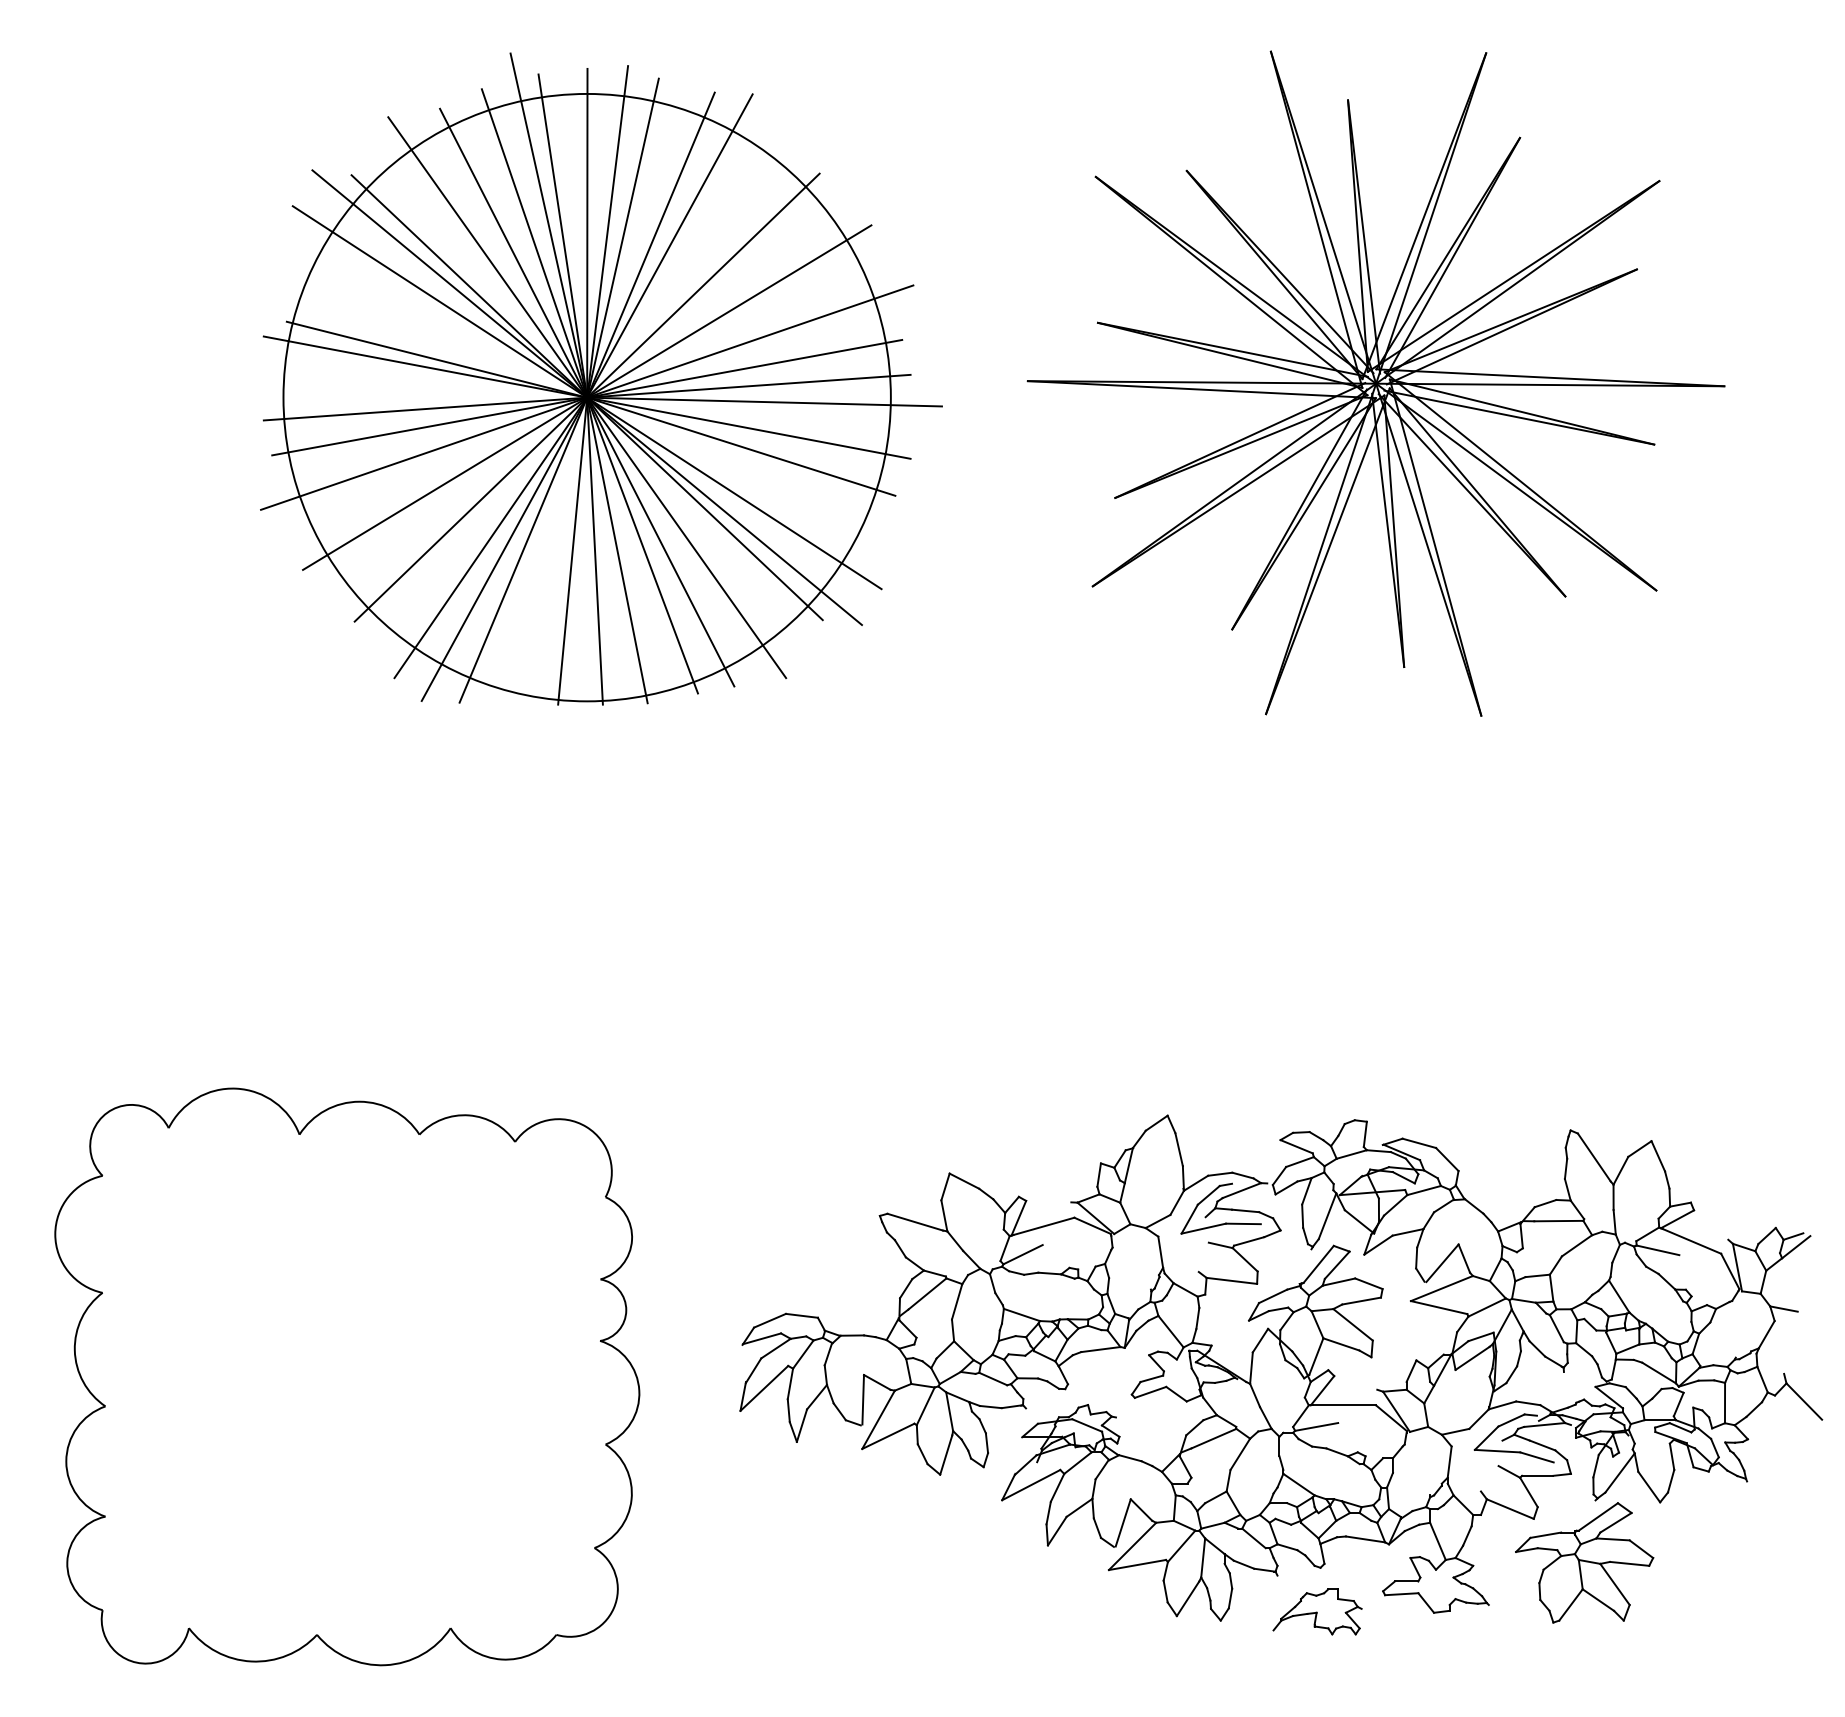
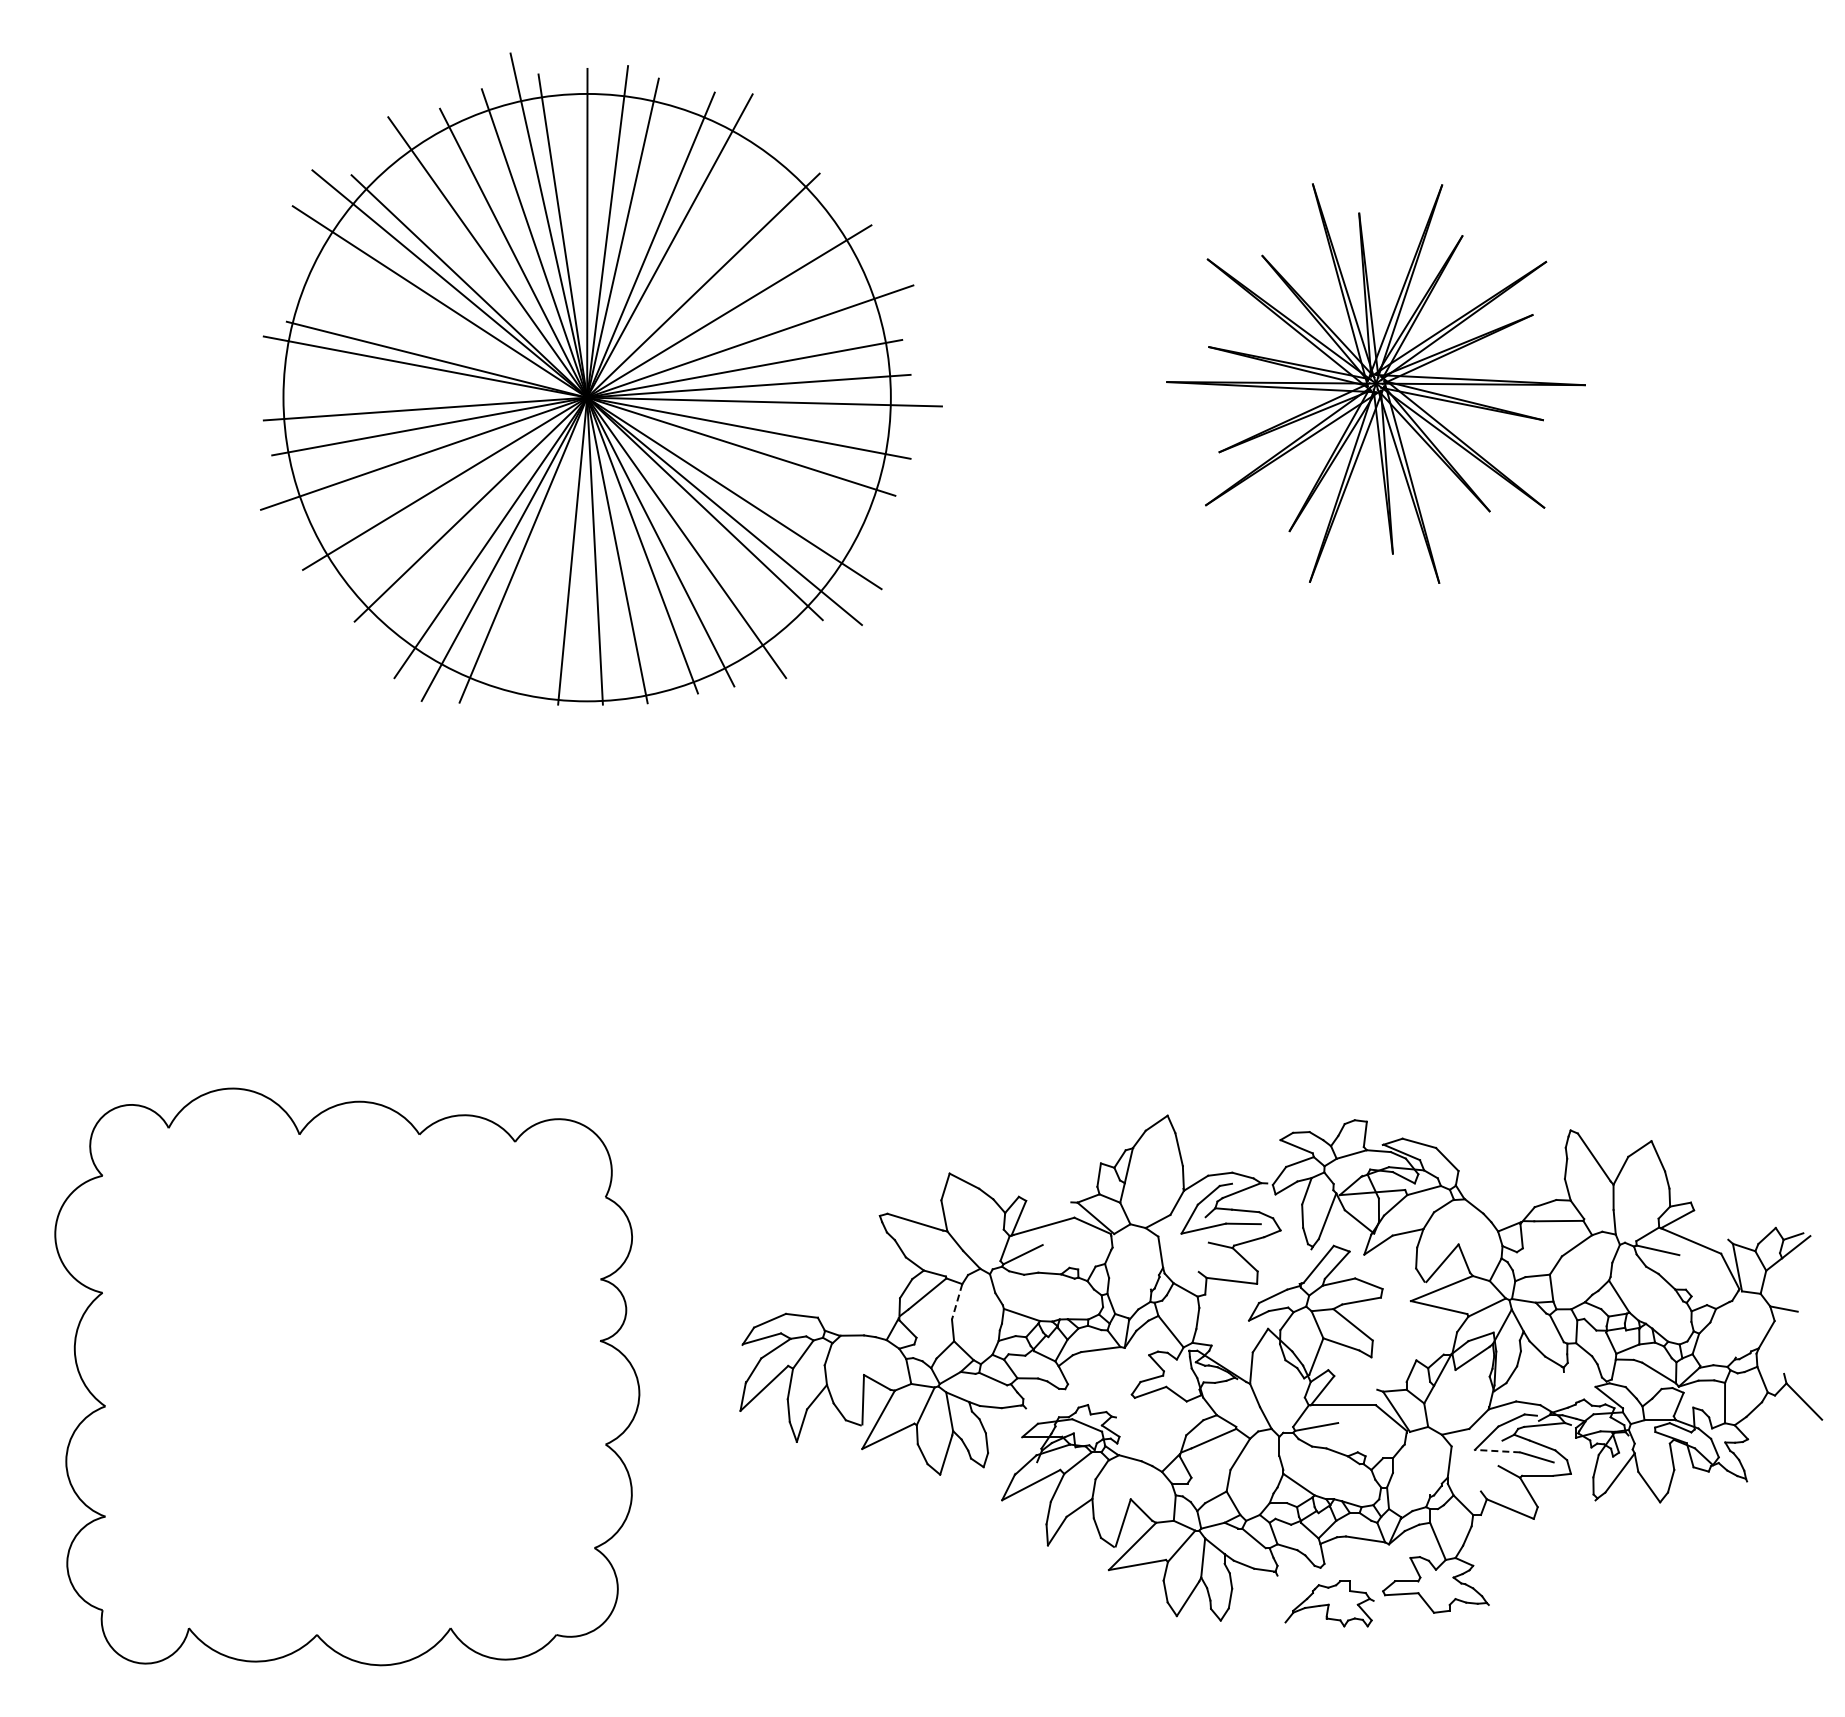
part size: 700x667 px -> 420x401 px (1375, 383)
line: solid -> dashed (957, 1302)
line: solid -> dashed (1497, 1451)
part: present -> none (1584, 1562)
part position: (1317, 1611) -> (1329, 1603) (1329, 1603)
